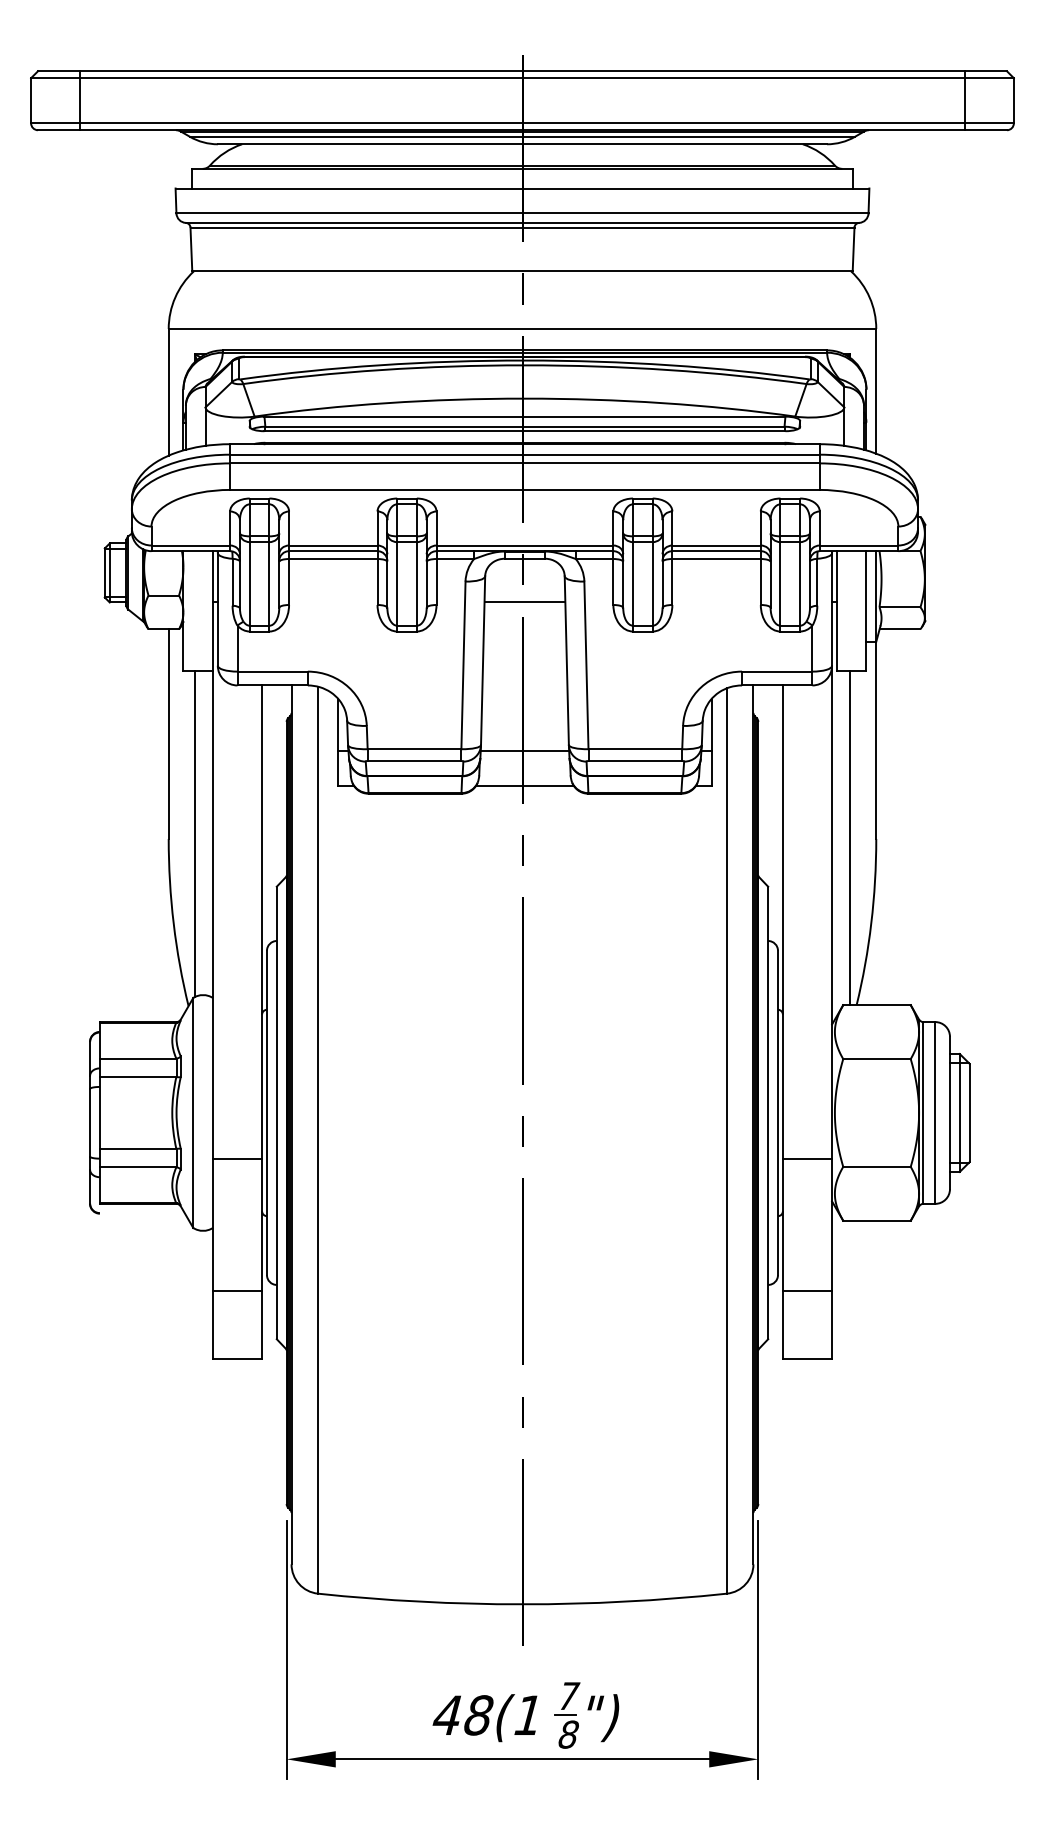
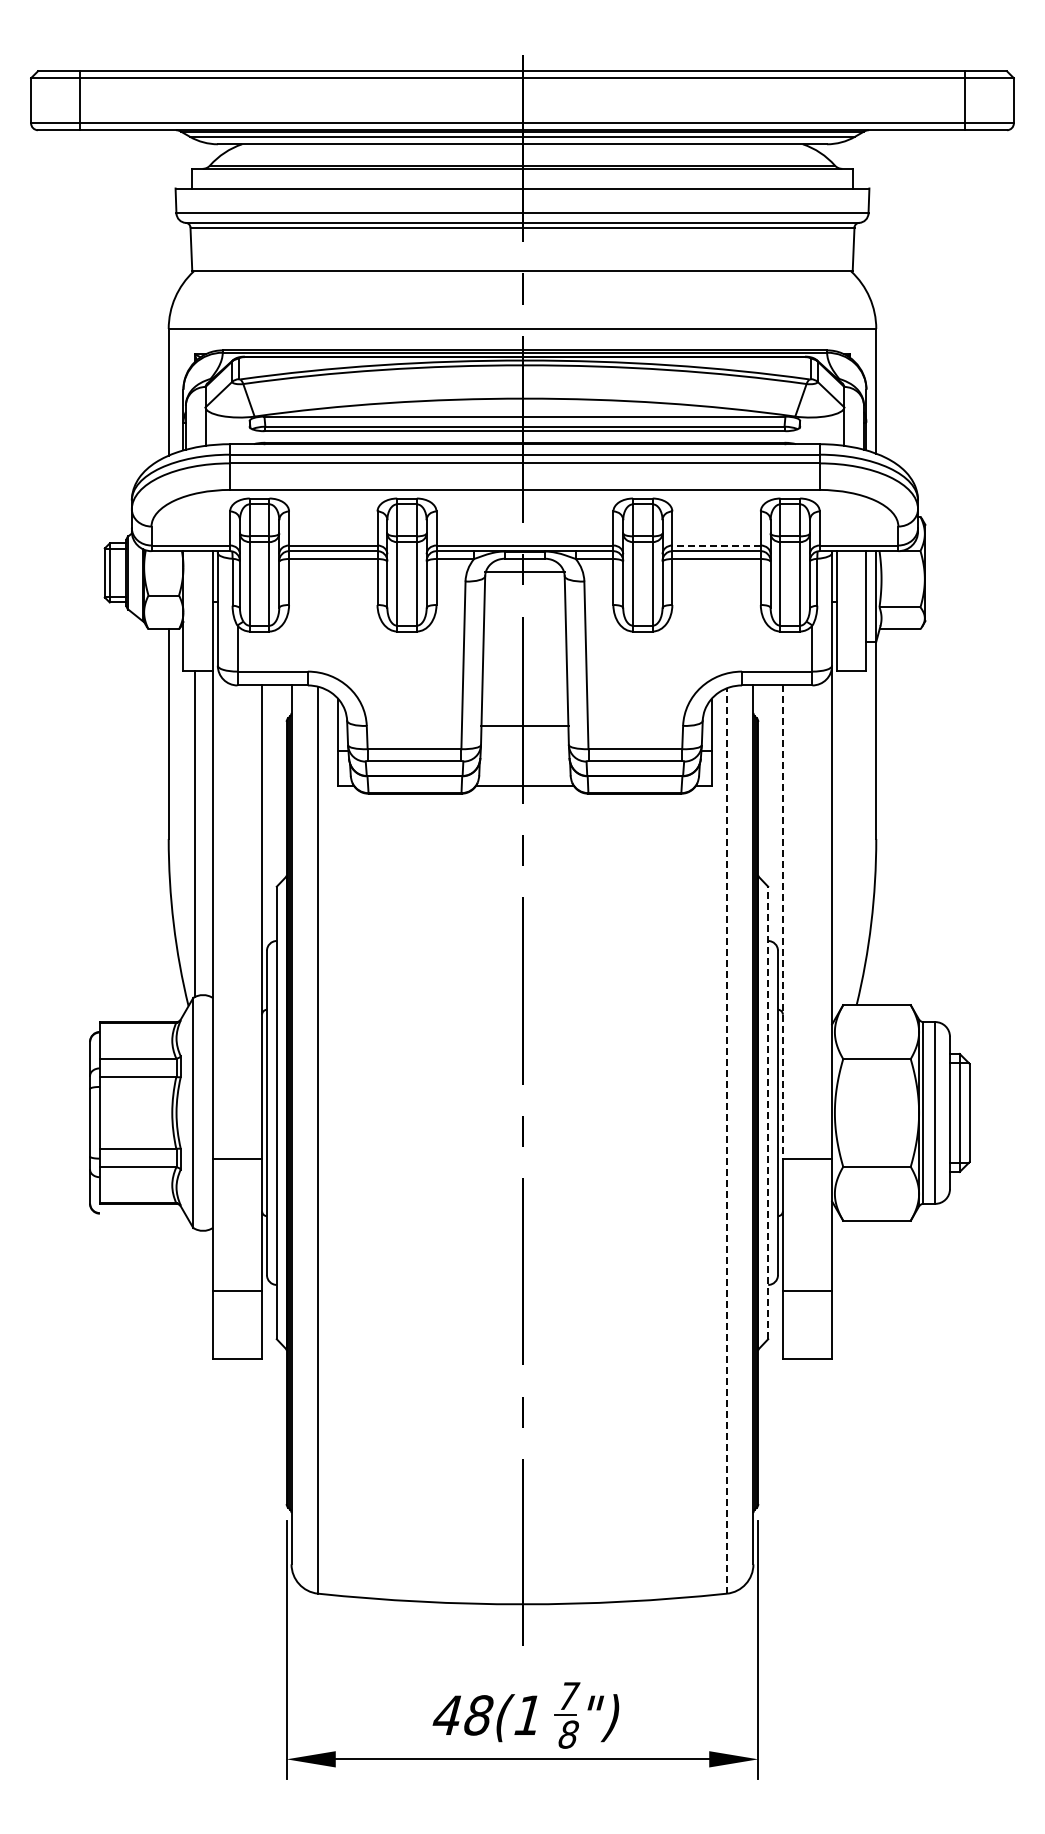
line: solid -> dashed (716, 545)
line position: (524, 602) -> (524, 572) (524, 572)
line position: (524, 751) -> (524, 726) (524, 726)
line: present -> none (850, 838)
line: solid -> dashed (782, 922)
line: solid -> dashed (768, 1112)
line: solid -> dashed (727, 1140)
